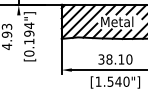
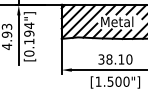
line: none -> present (18, 39)
text: [1.540"] -> [1.500"] (118, 81)
